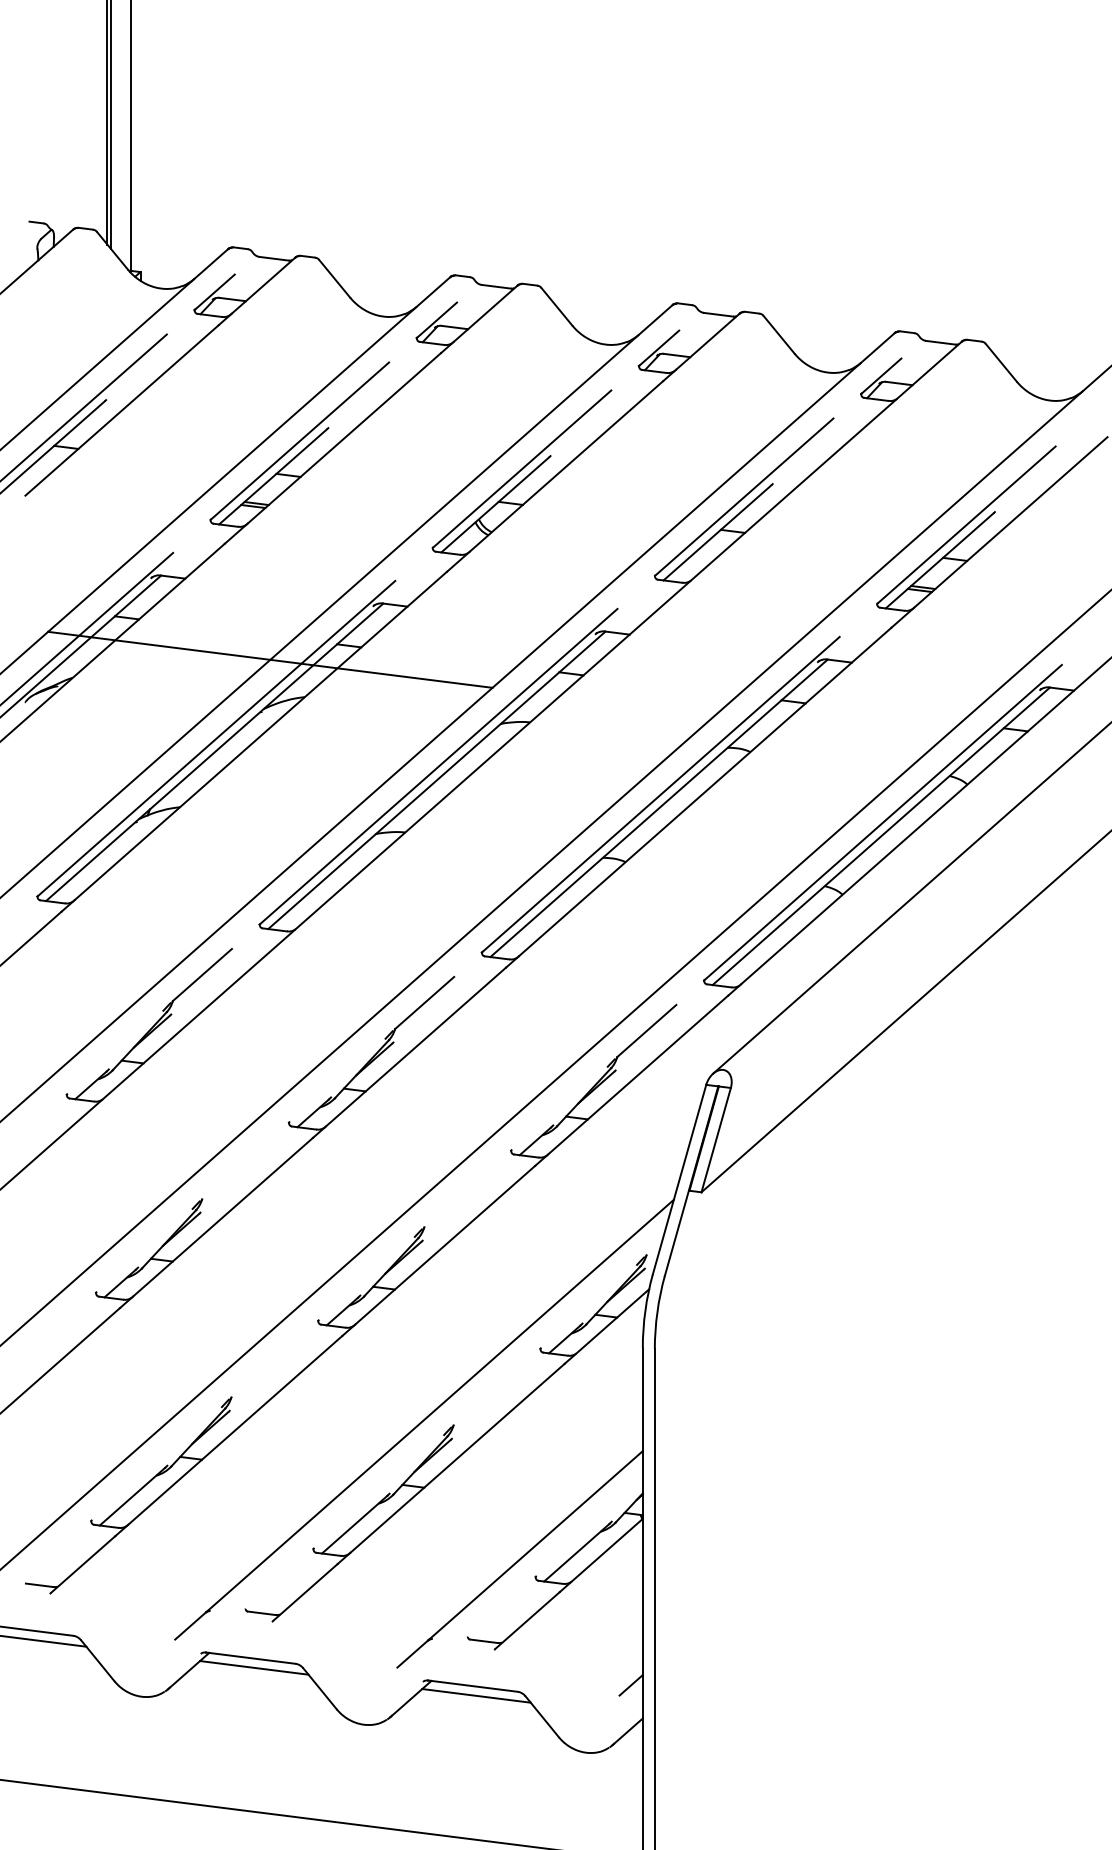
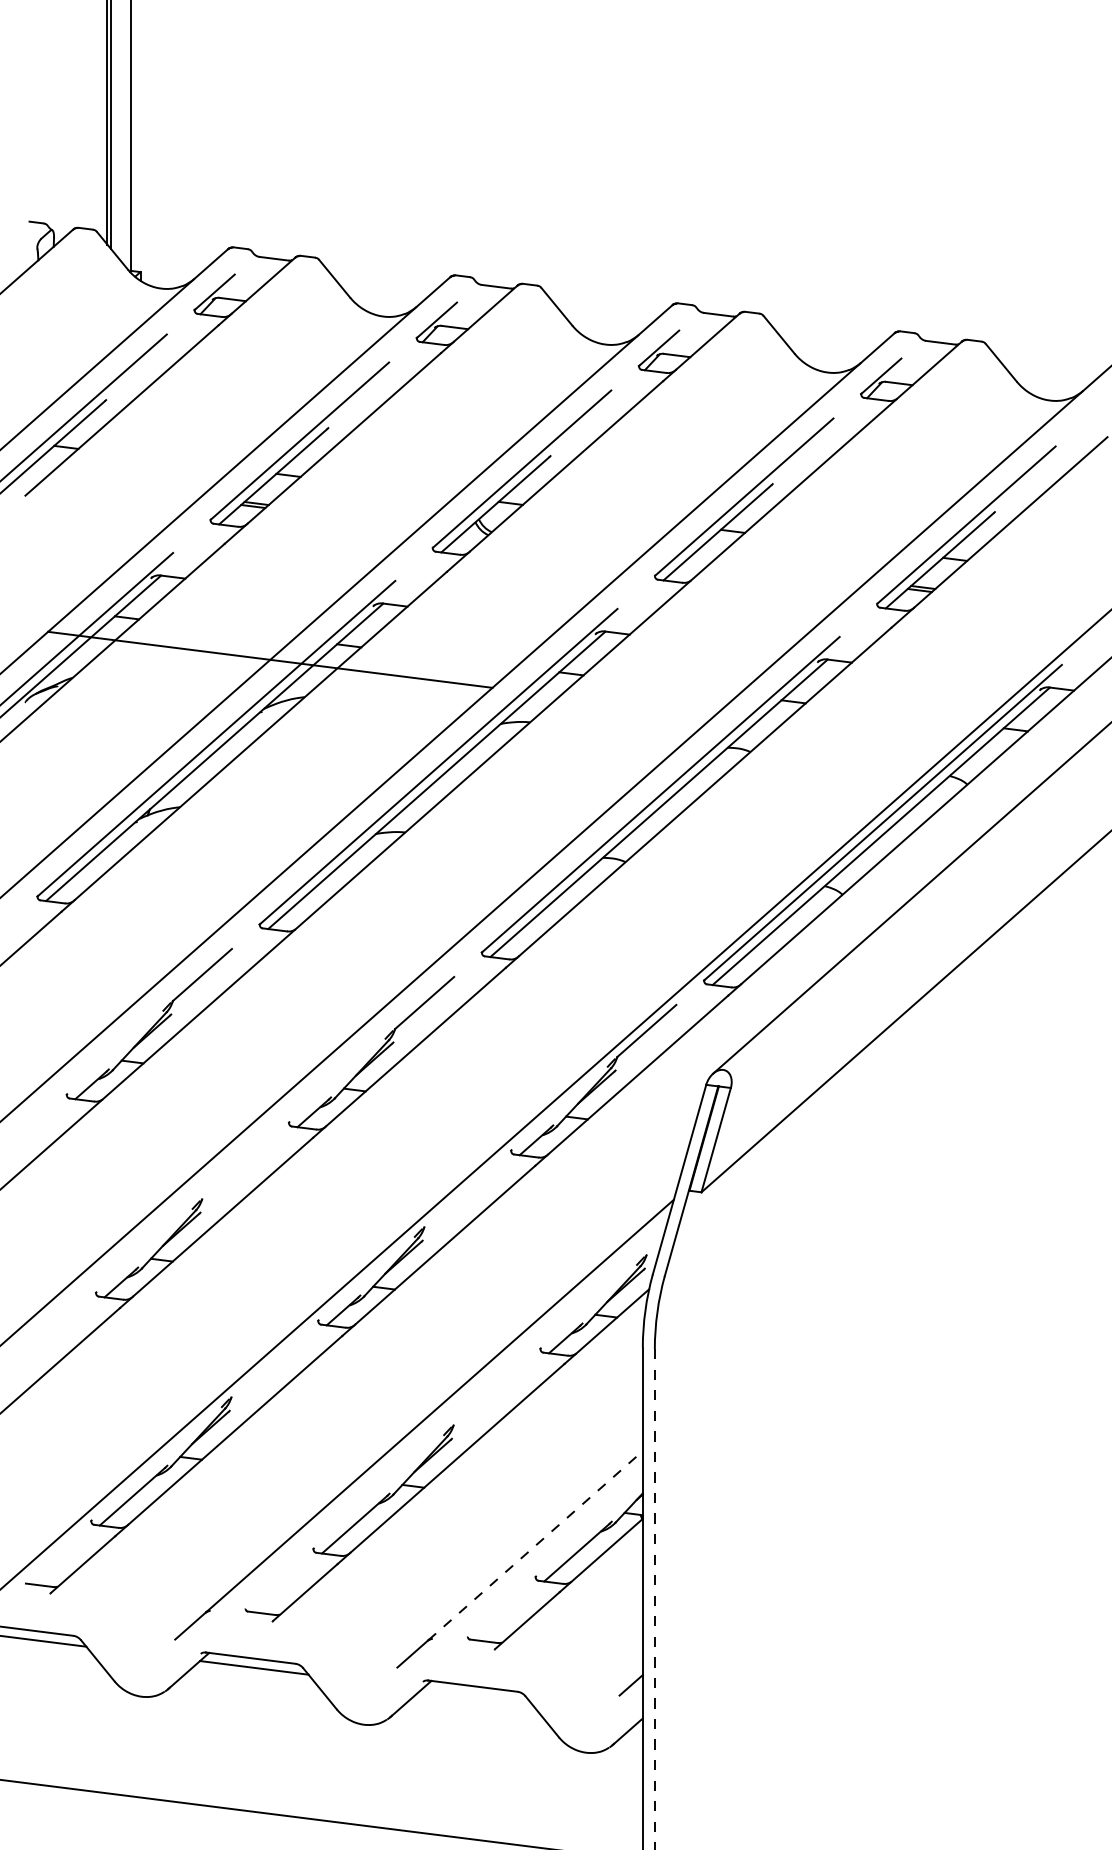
line position: (555, 1079) -> (555, 1100) (555, 1100)
line: solid -> dashed (535, 1545)
line: solid -> dashed (654, 1599)
line: present -> none (476, 1695)
